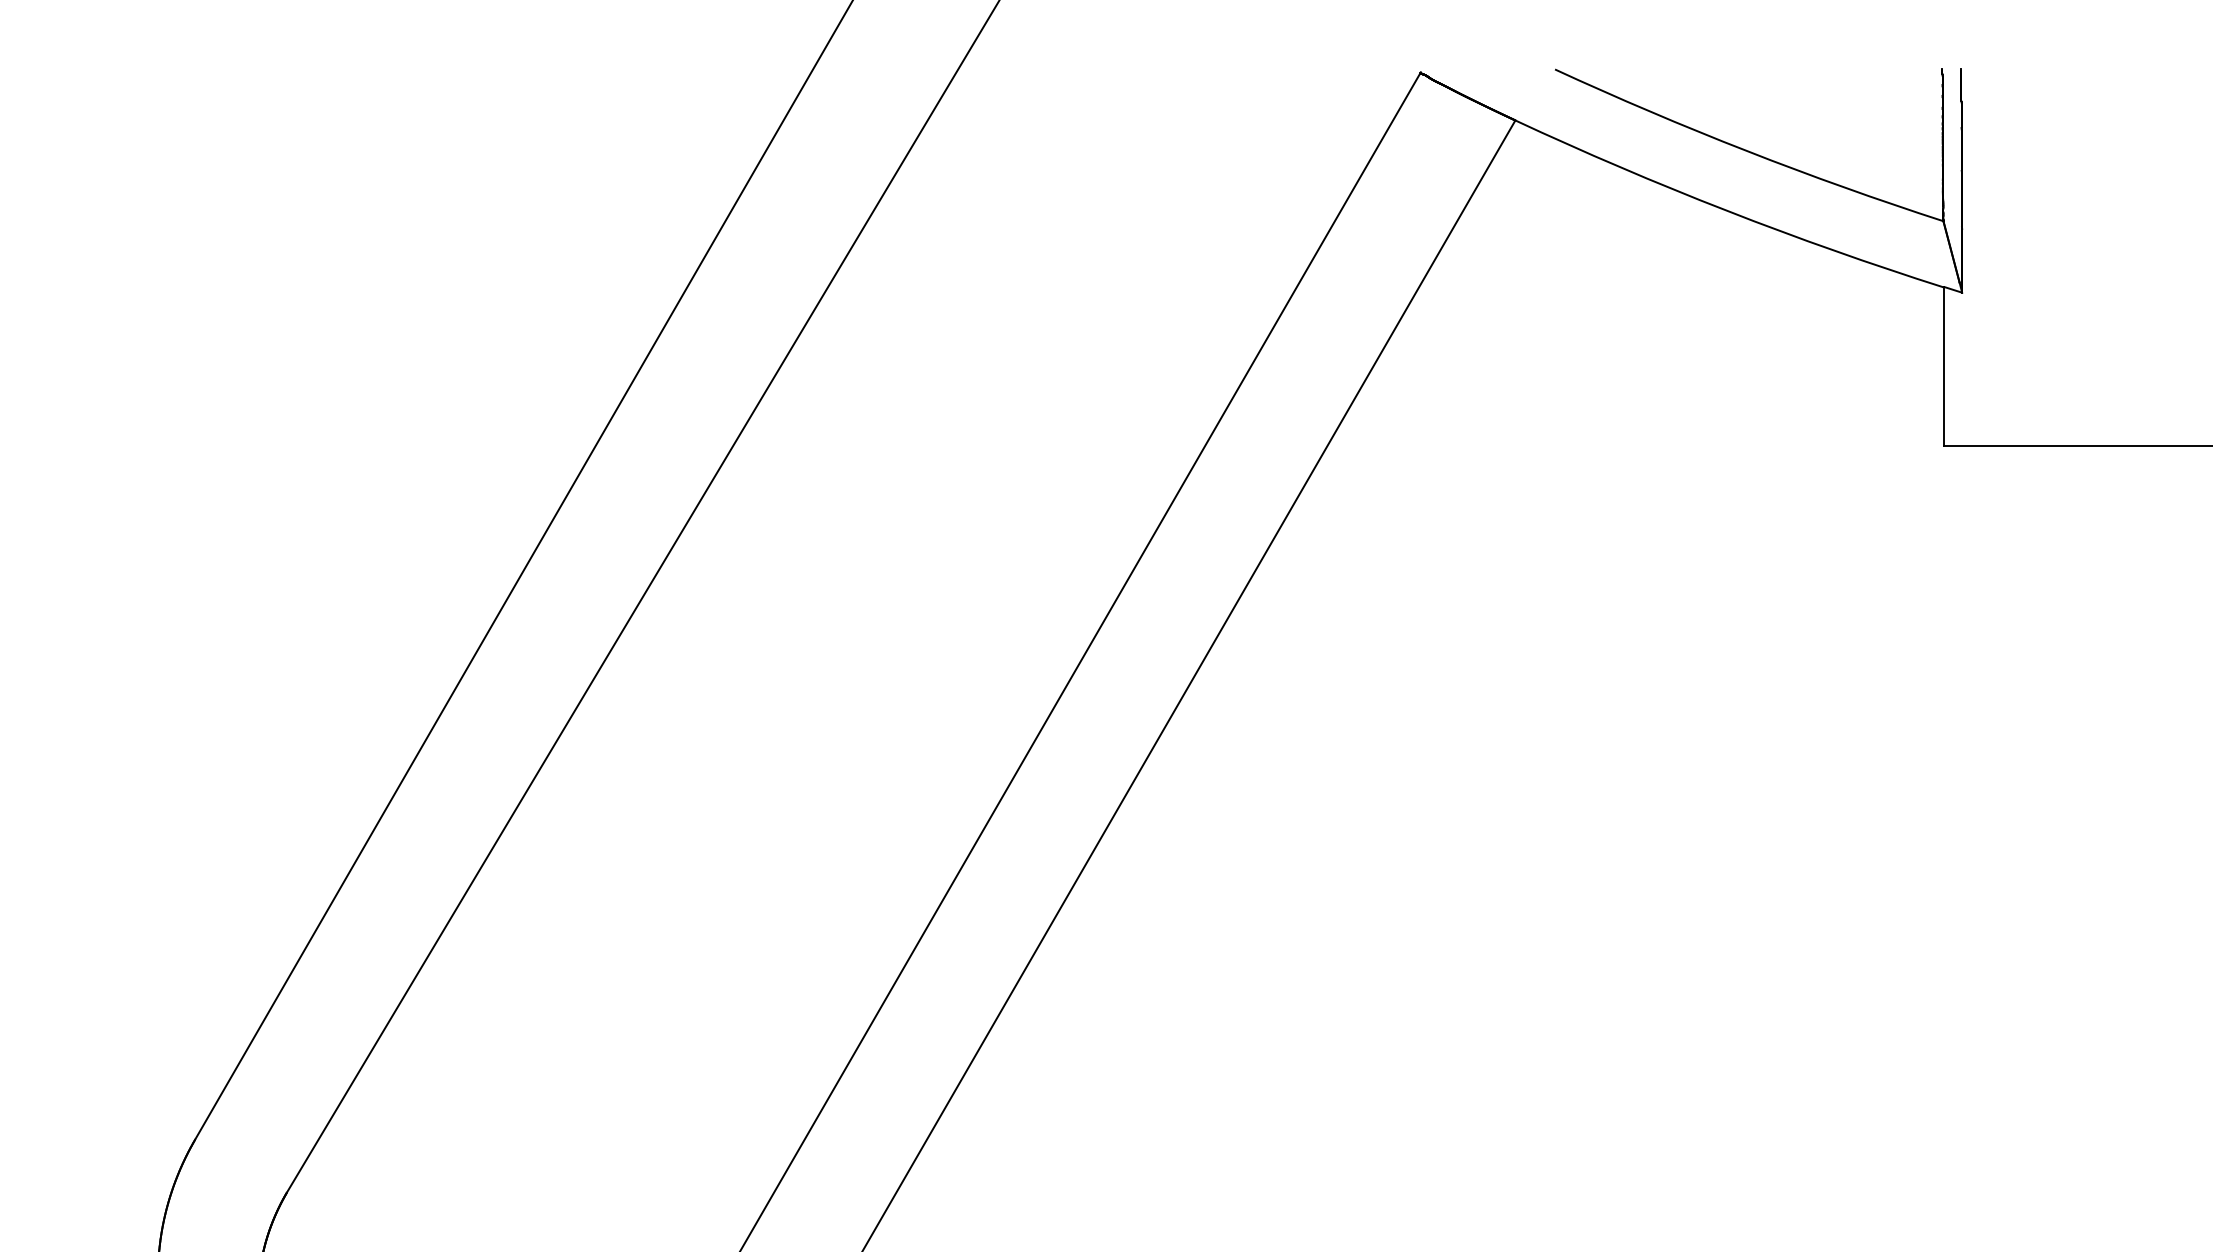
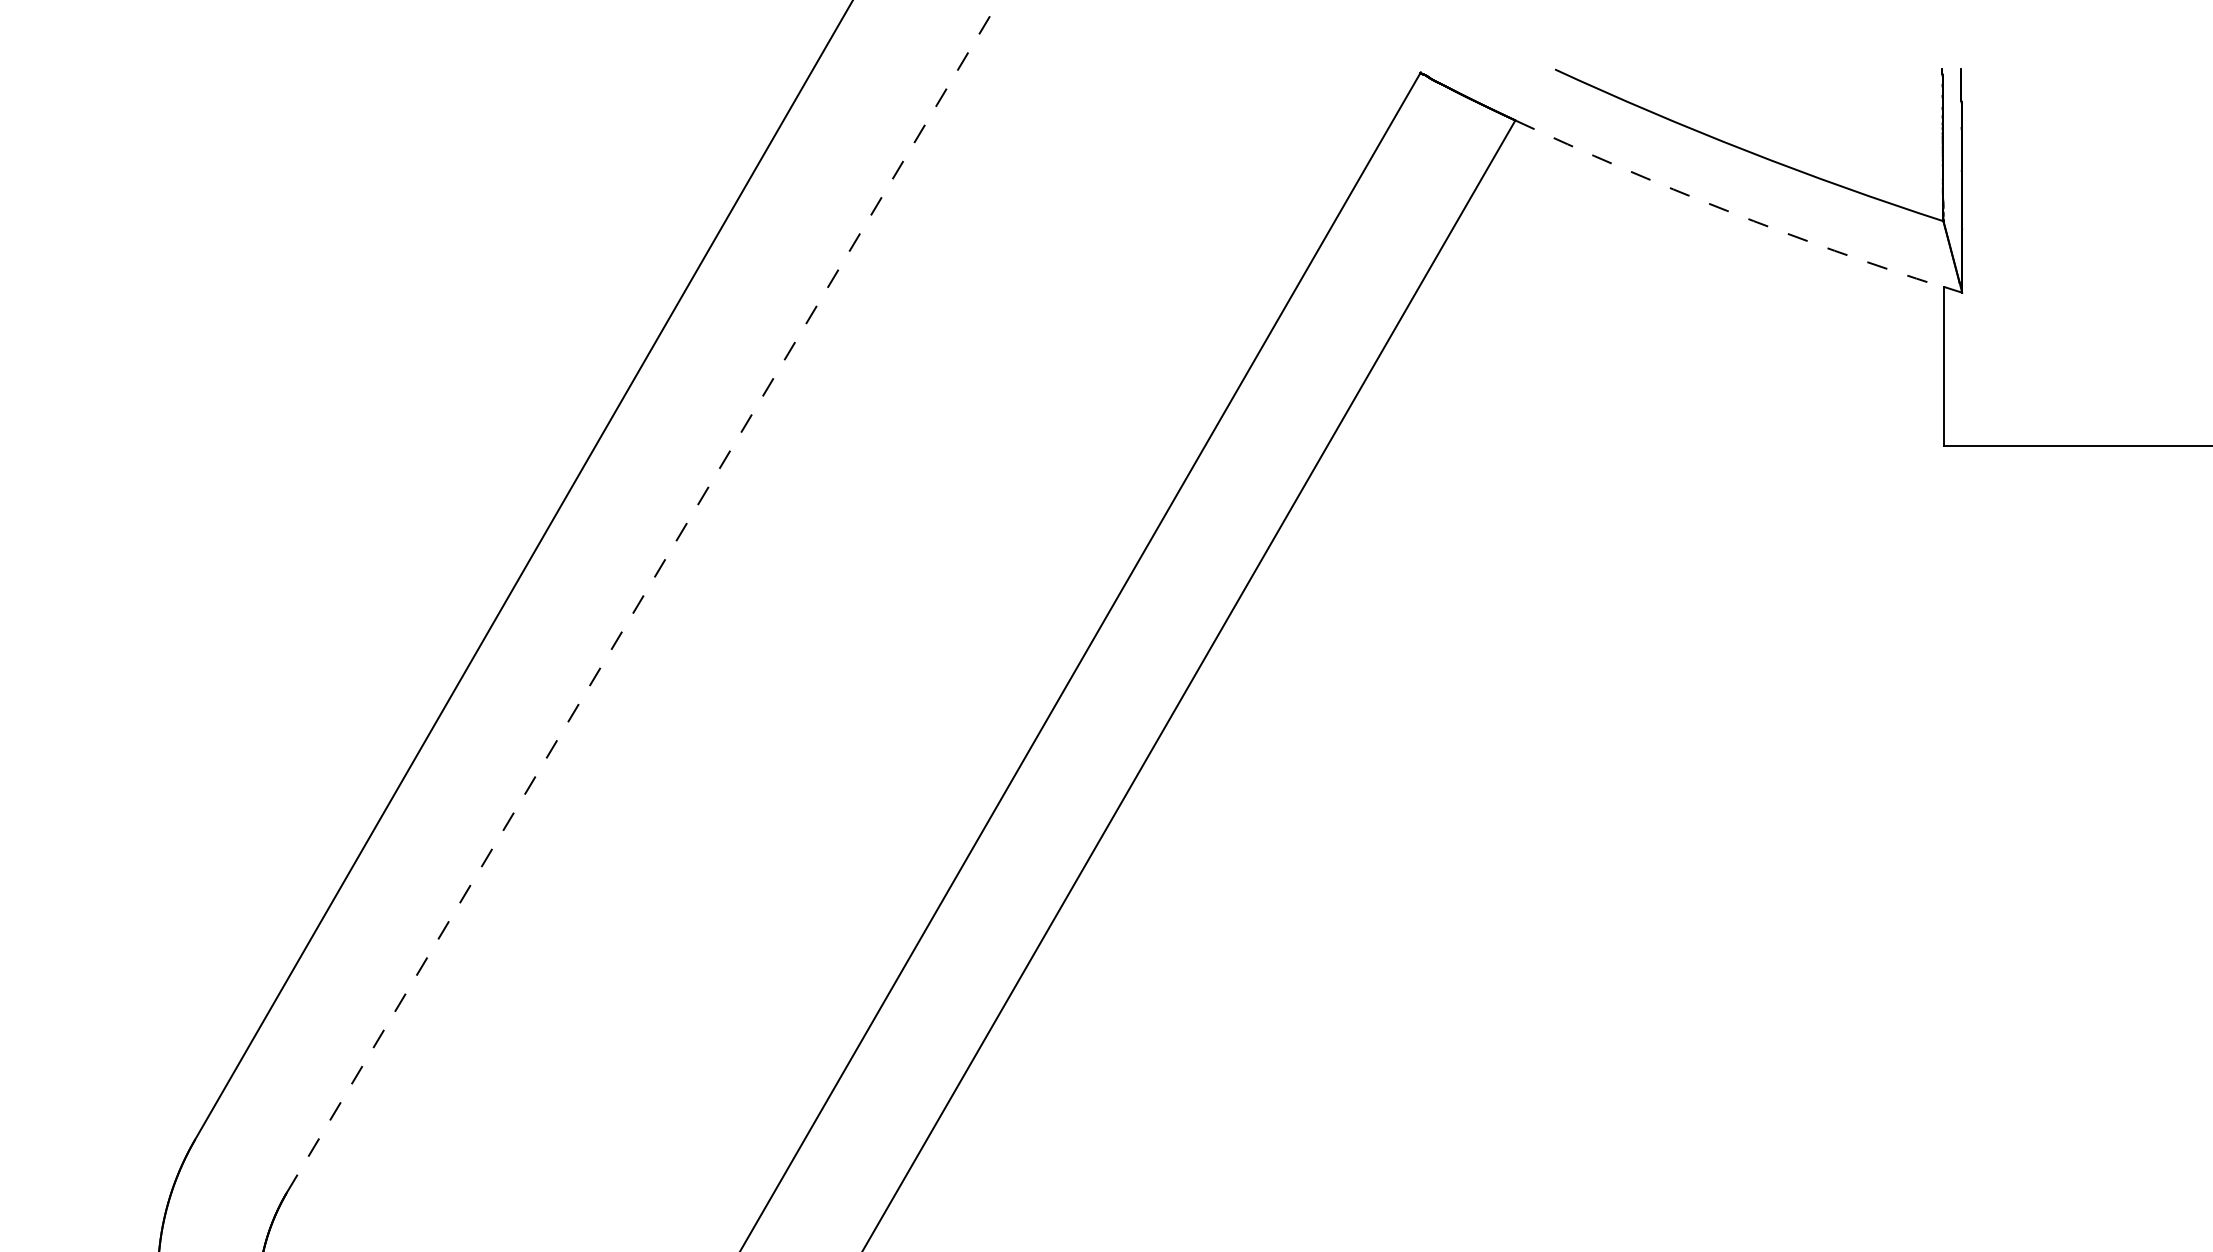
arc: solid -> dashed (1726, 210)
line: solid -> dashed (643, 596)
